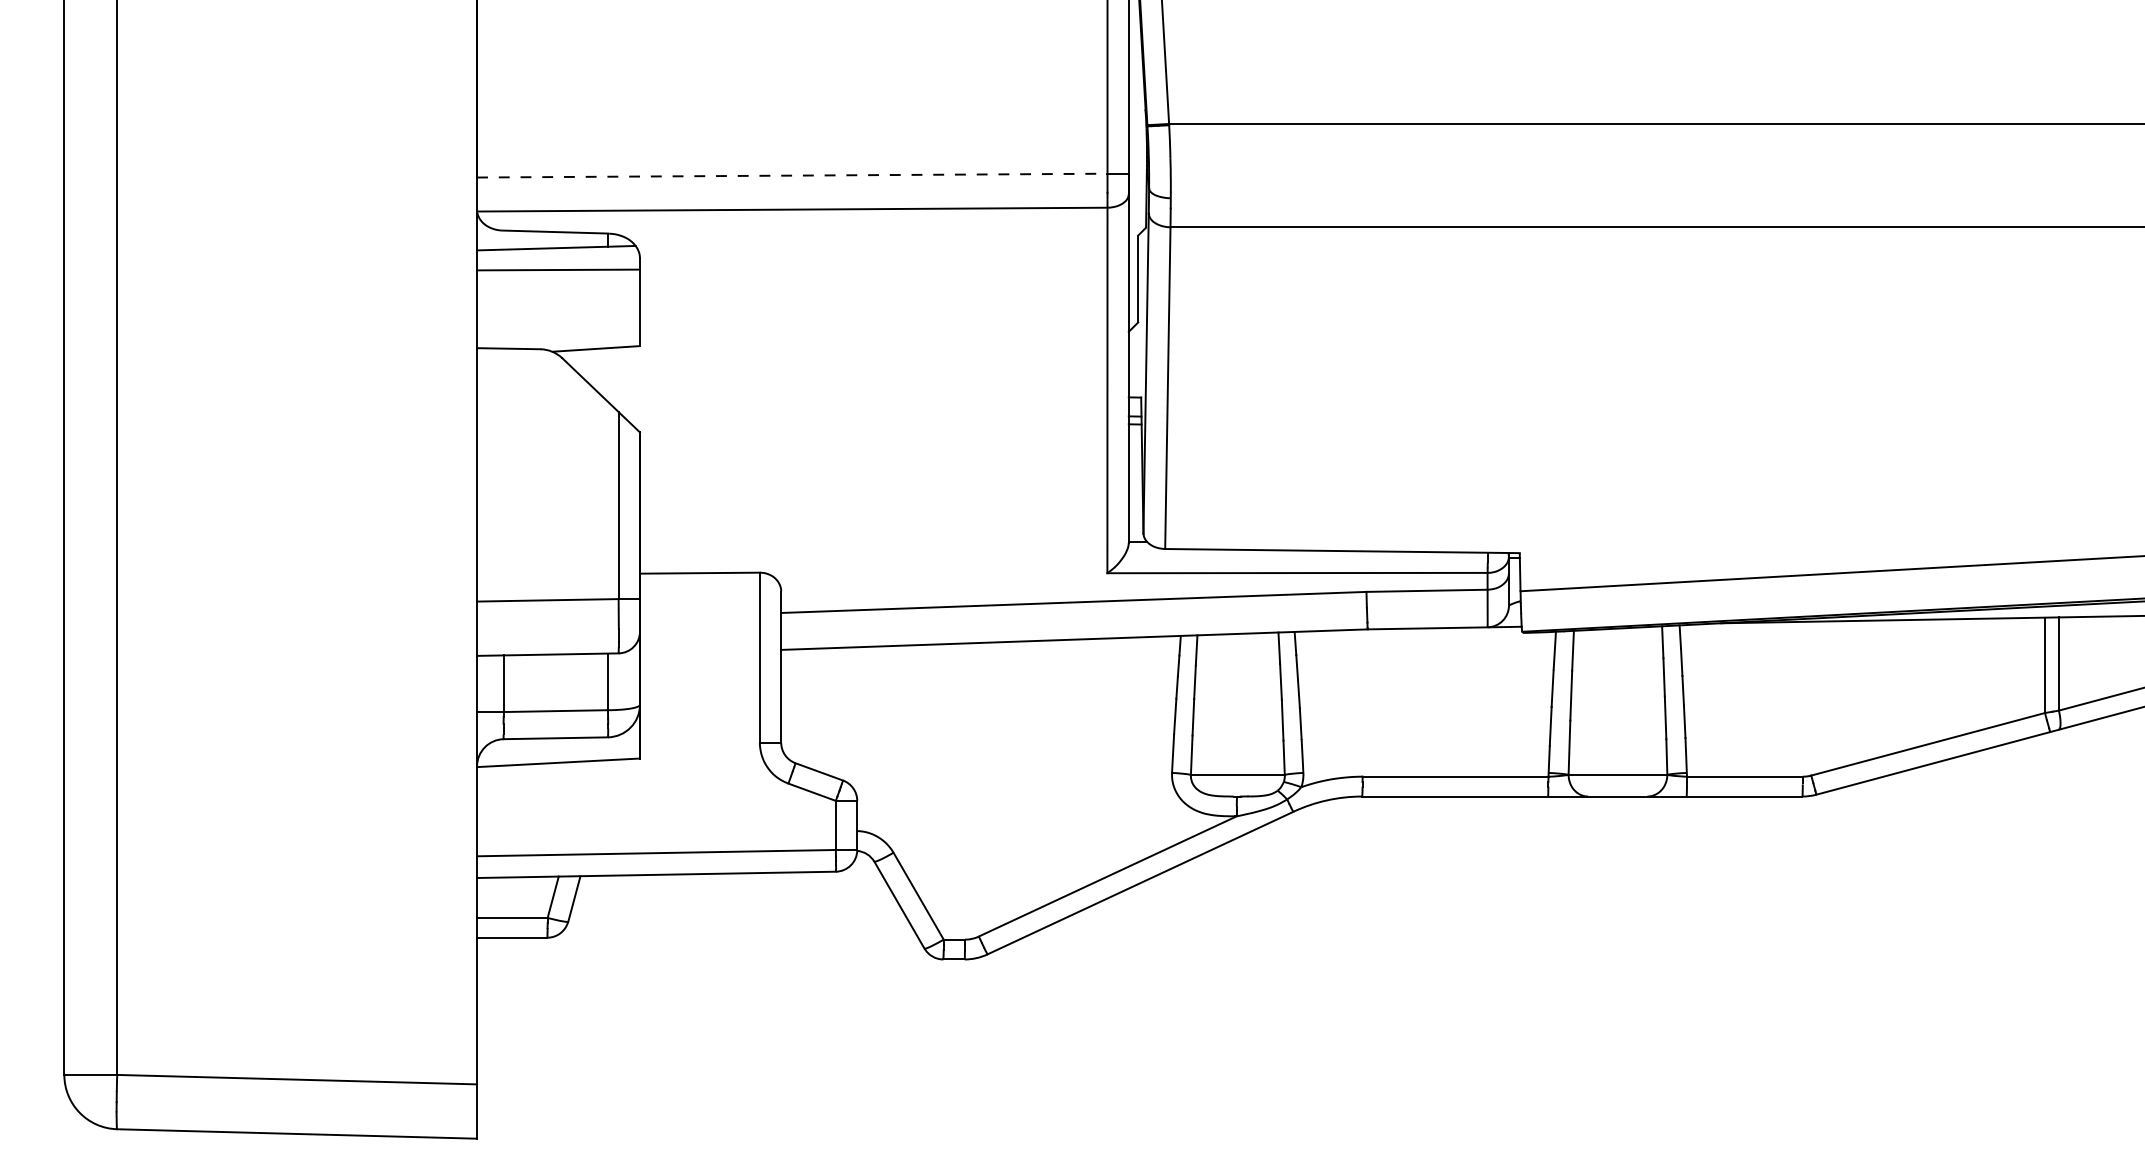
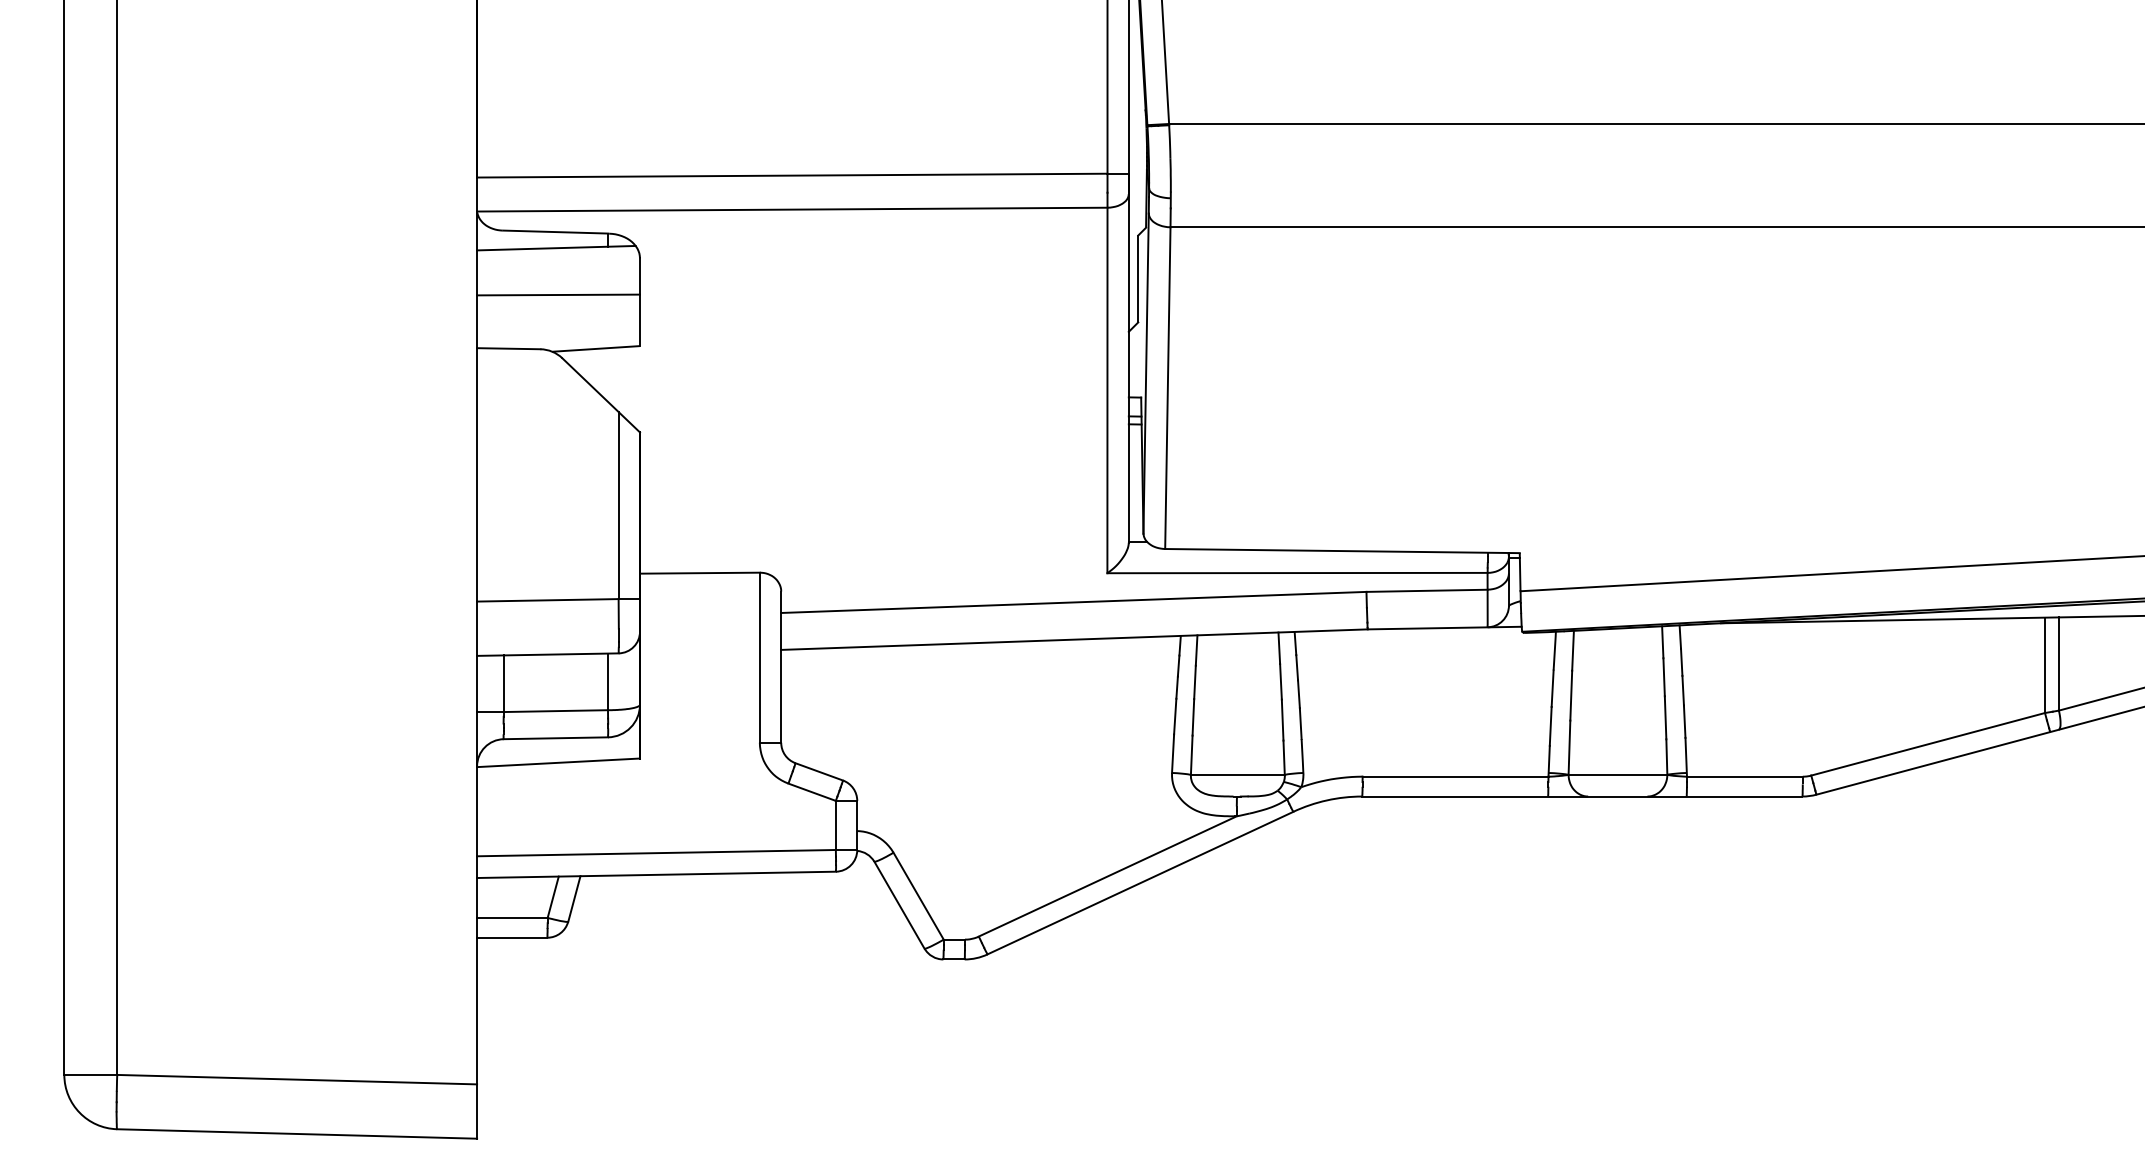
line: dashed -> solid (792, 175)
line position: (558, 269) -> (558, 294) (558, 294)
